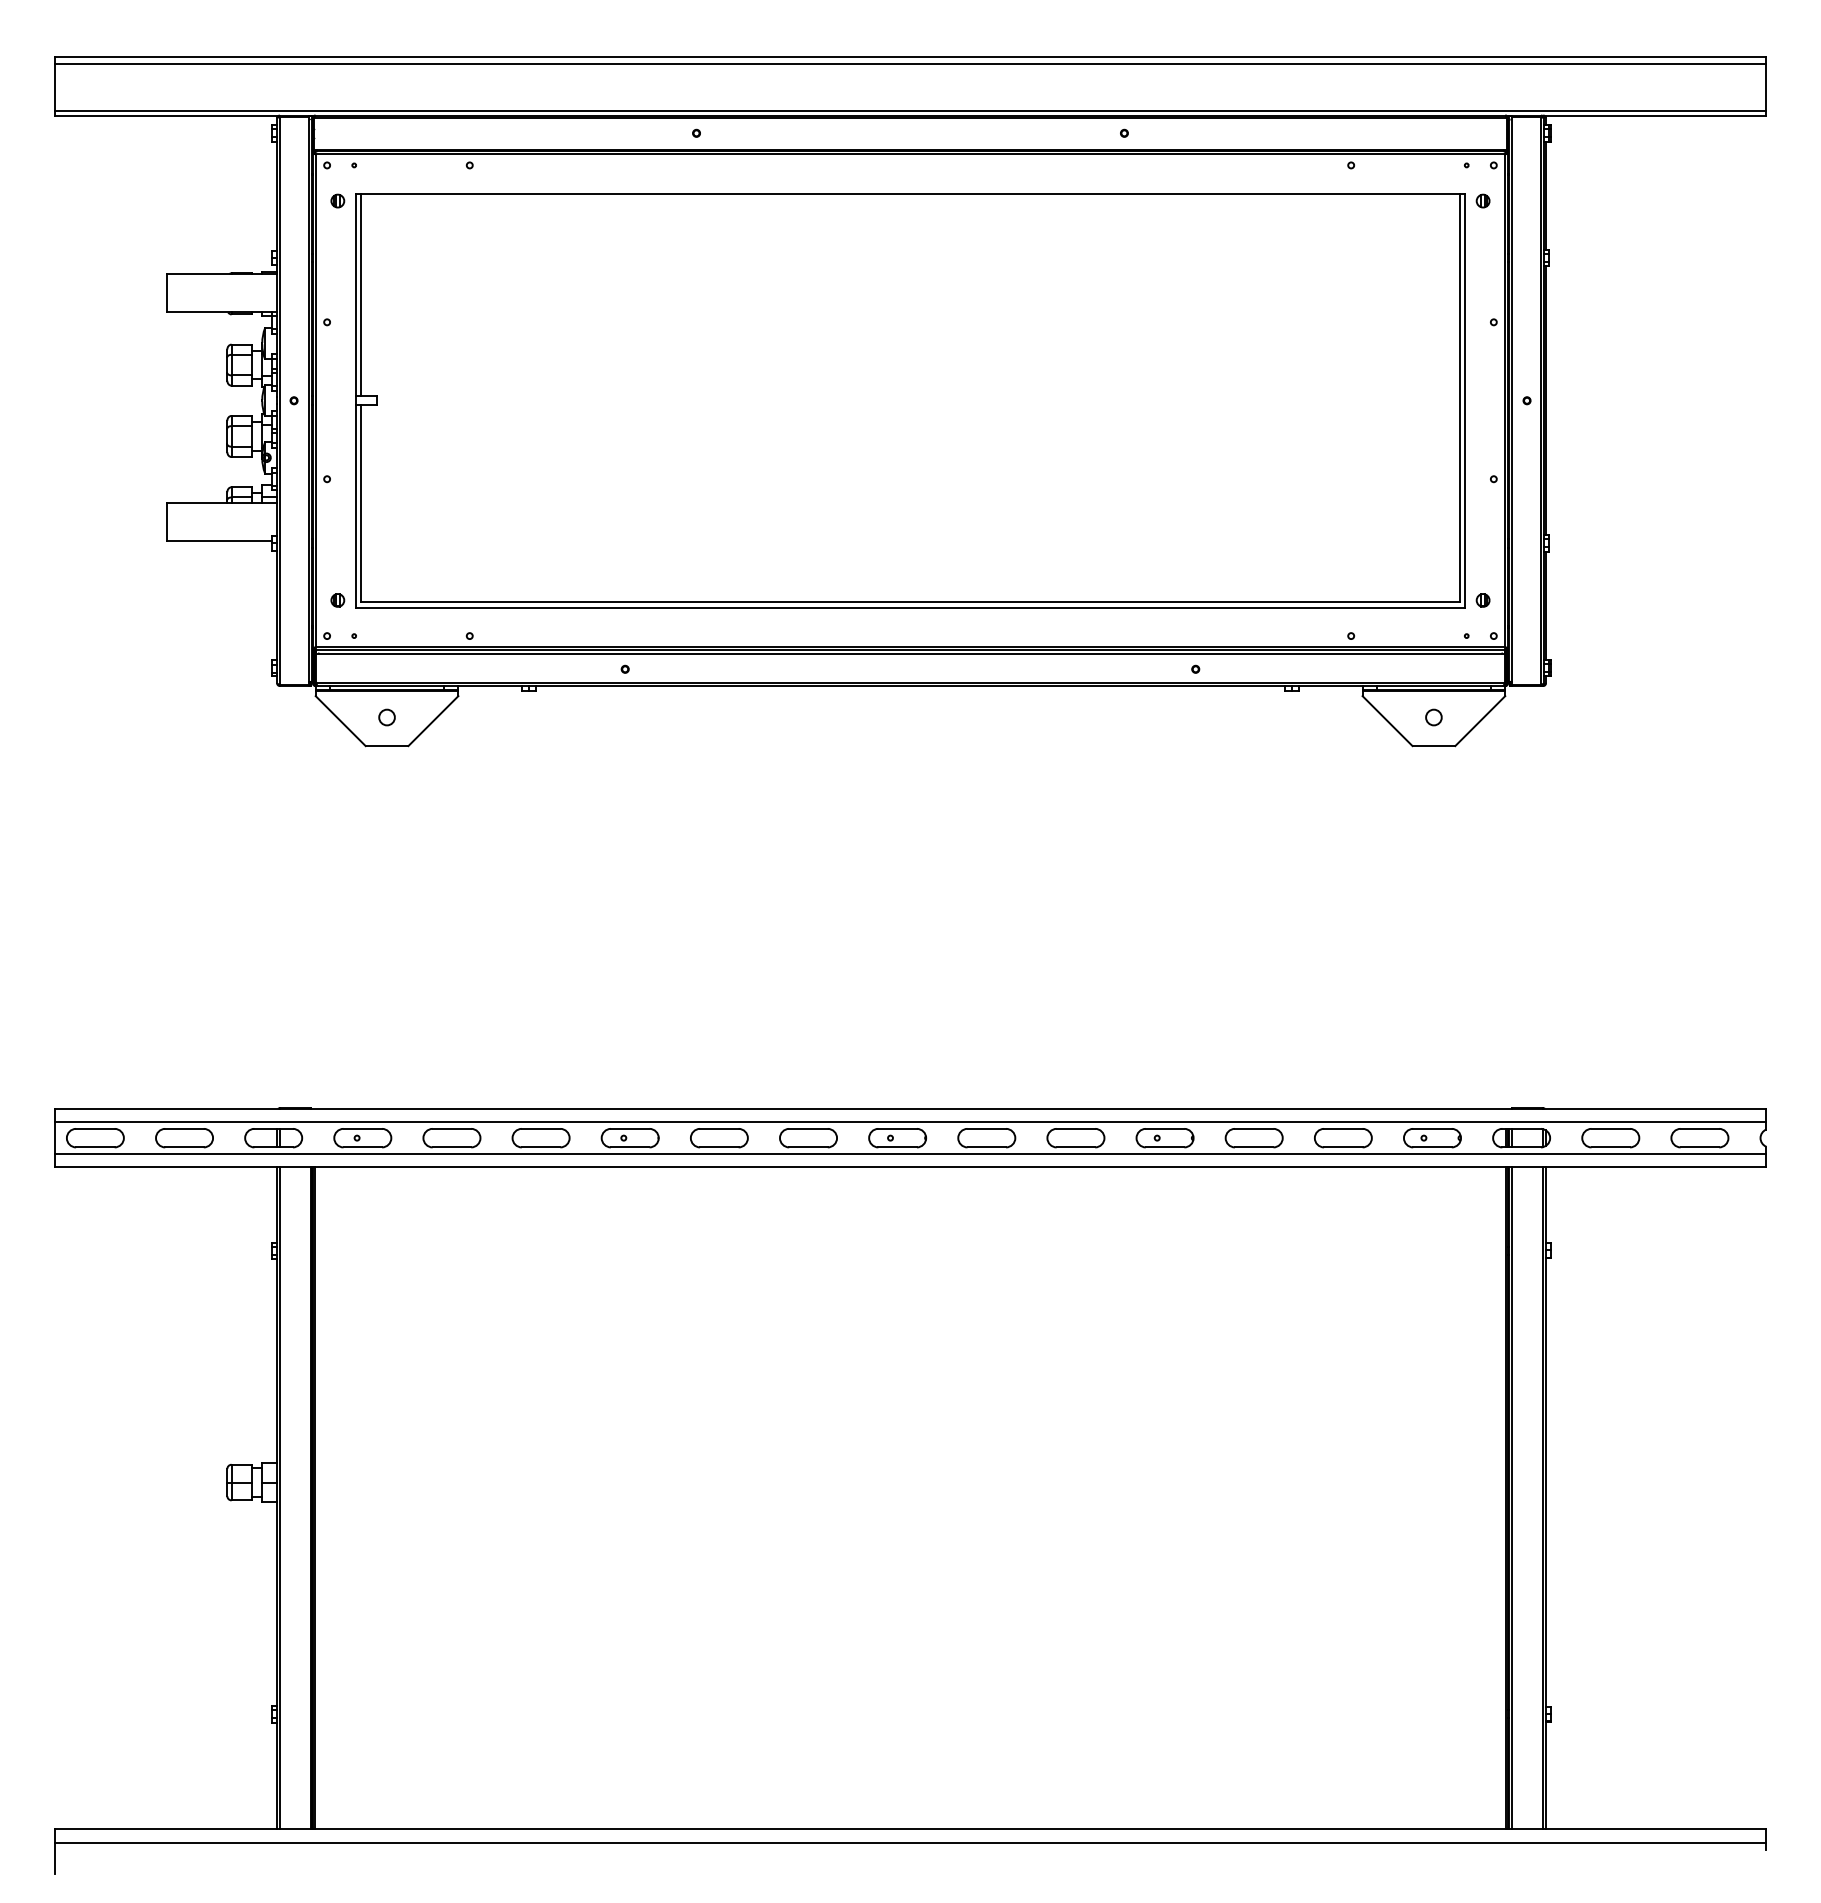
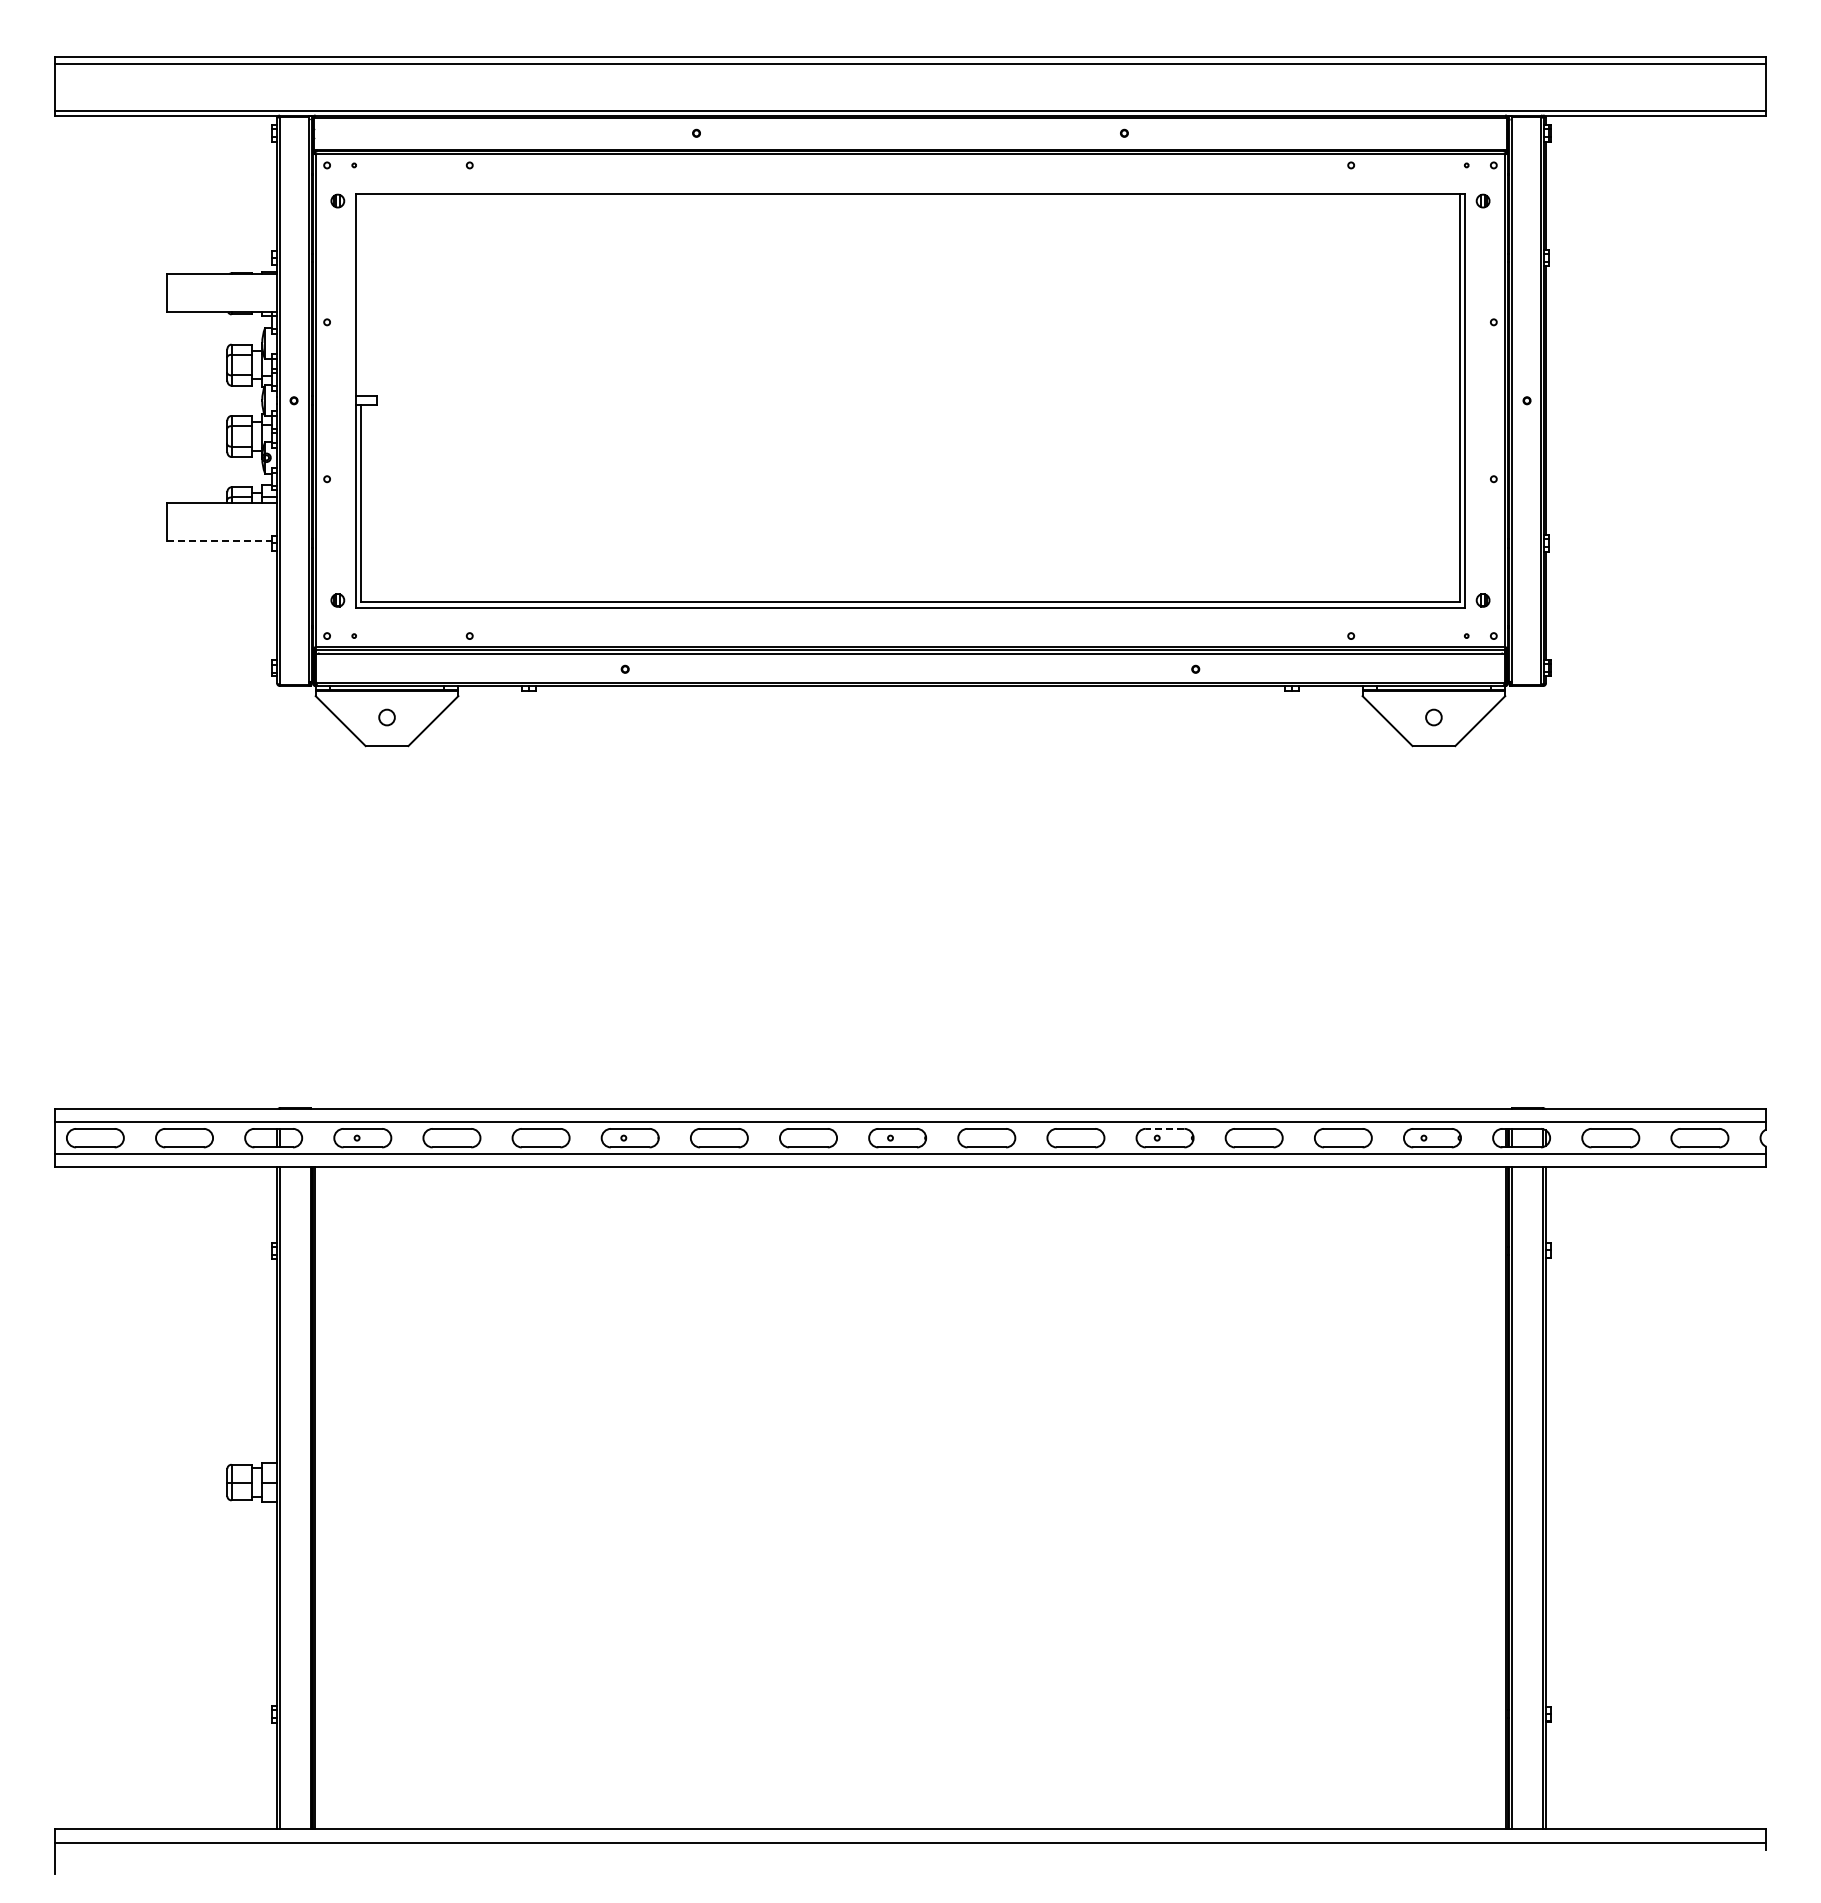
line: present -> none (361, 294)
line: solid -> dashed (220, 541)
line: solid -> dashed (1164, 1128)
